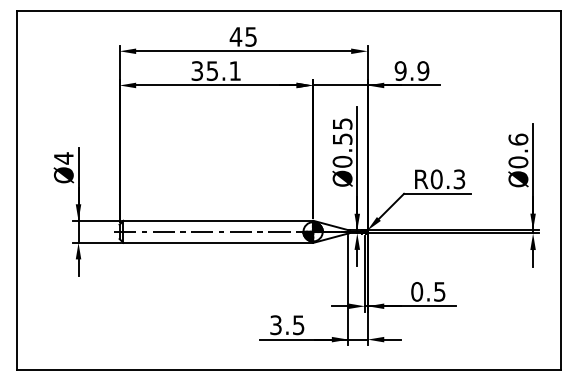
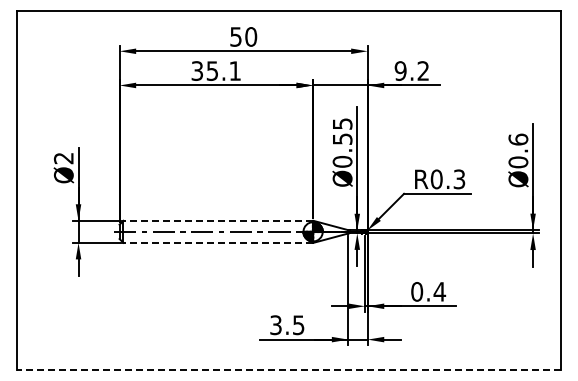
text: 45 -> 50 (243, 36)
text: 9.9 -> 9.2 (423, 70)
text: Ø4 -> Ø2 (63, 158)
line: solid -> dashed (218, 220)
line: solid -> dashed (218, 242)
text: 0.5 -> 0.4 (439, 291)
line: solid -> dashed (289, 369)
